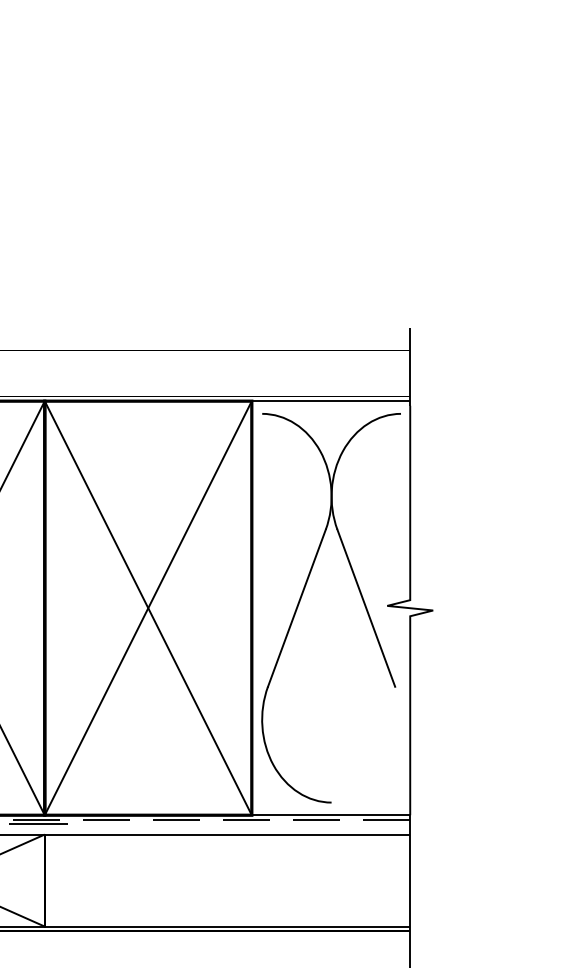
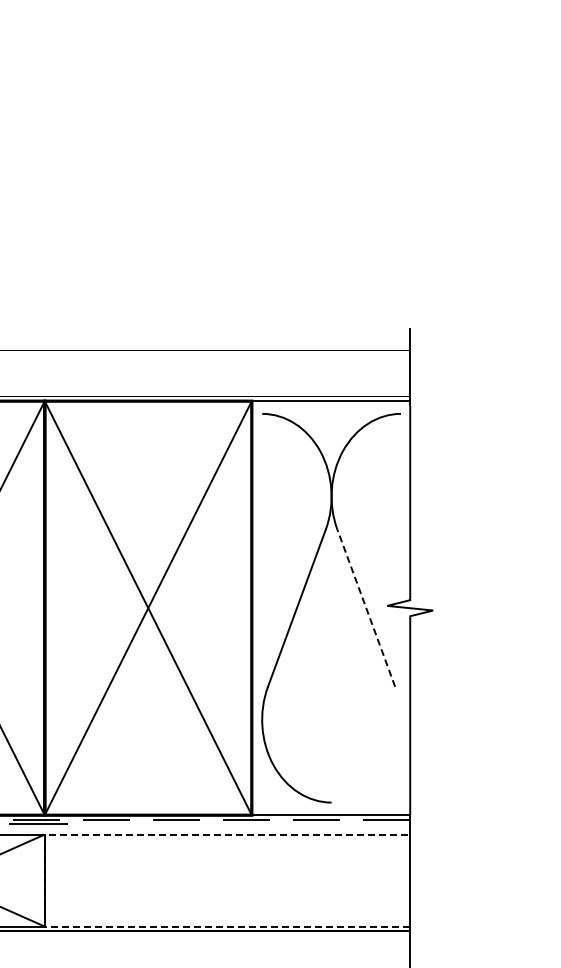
line: solid -> dashed (366, 608)
line: solid -> dashed (44, 880)
